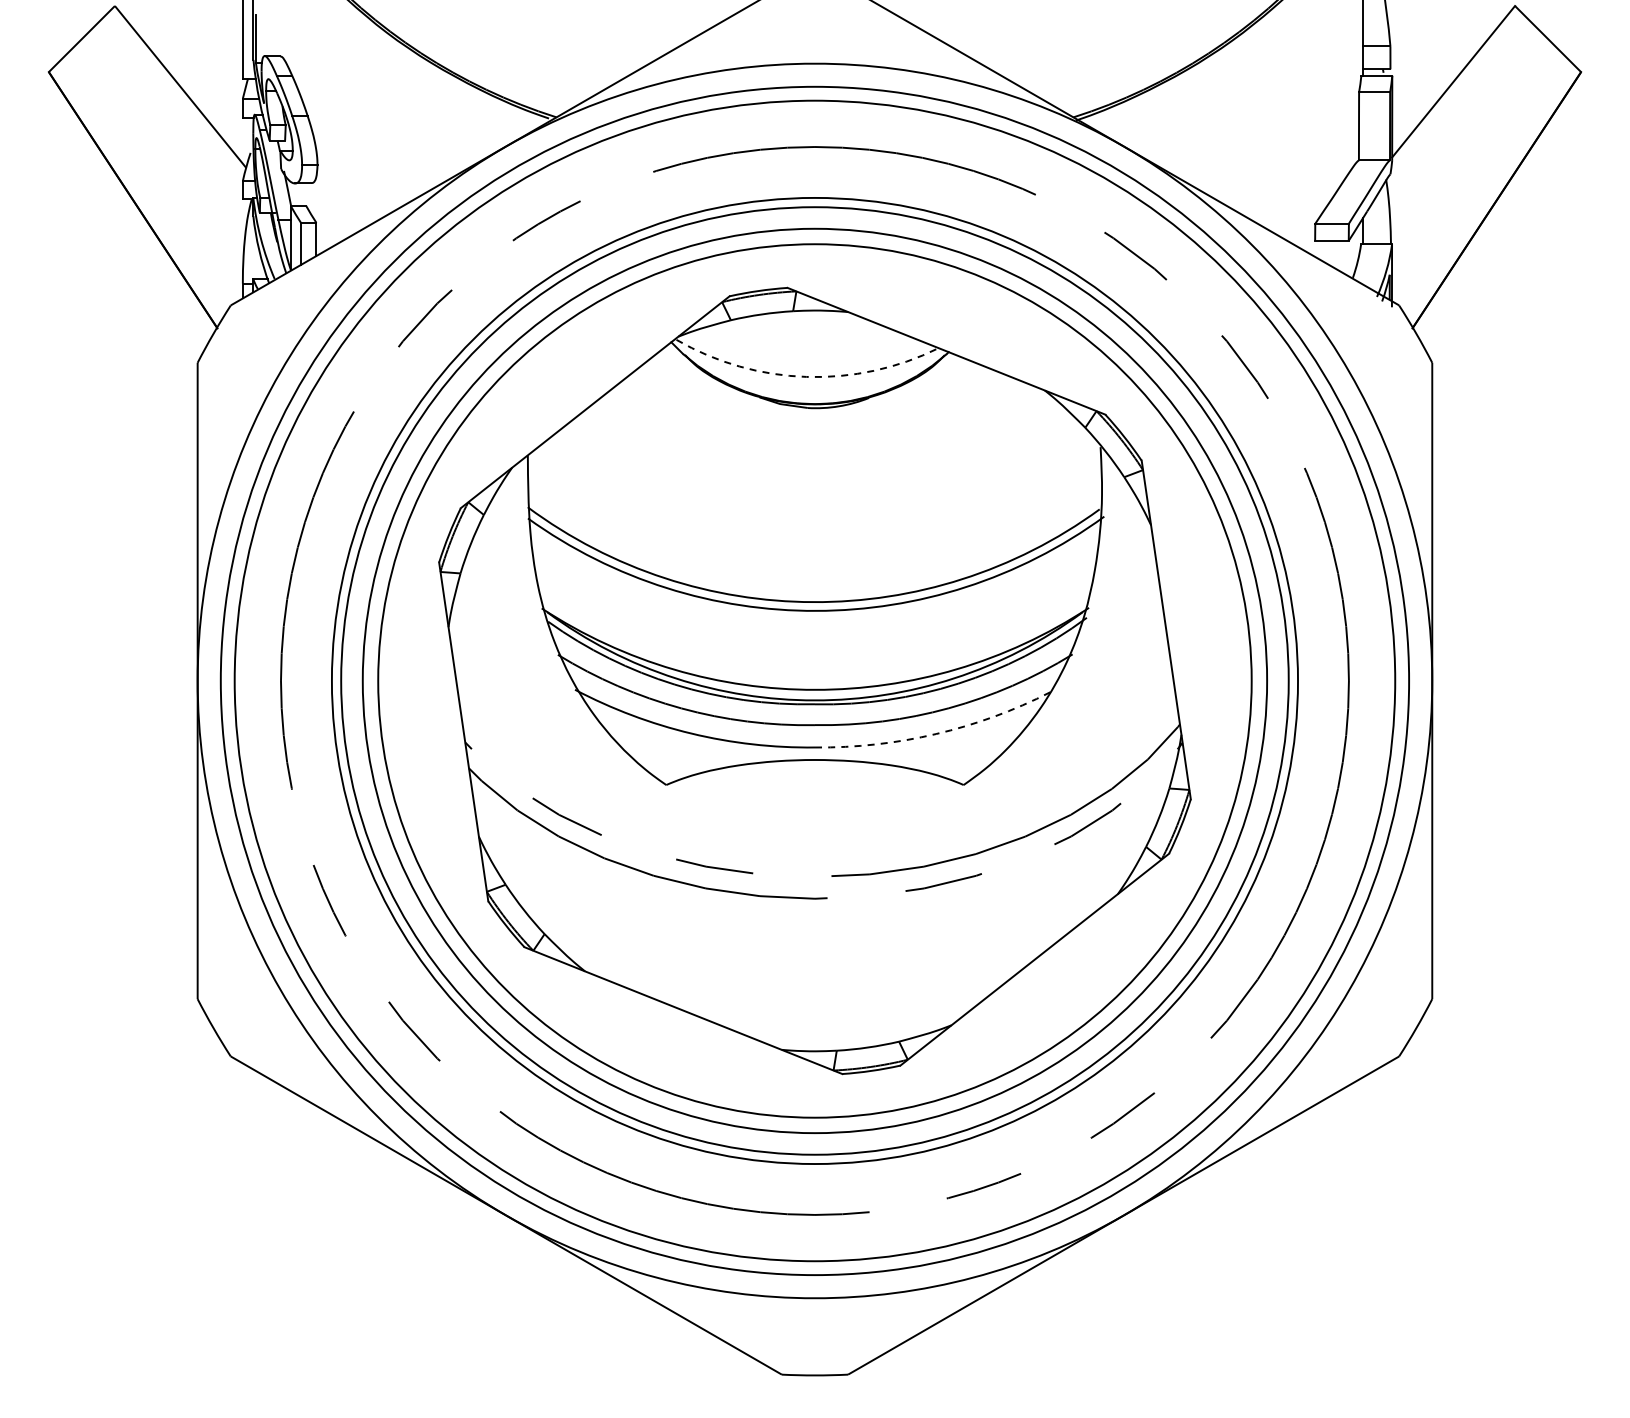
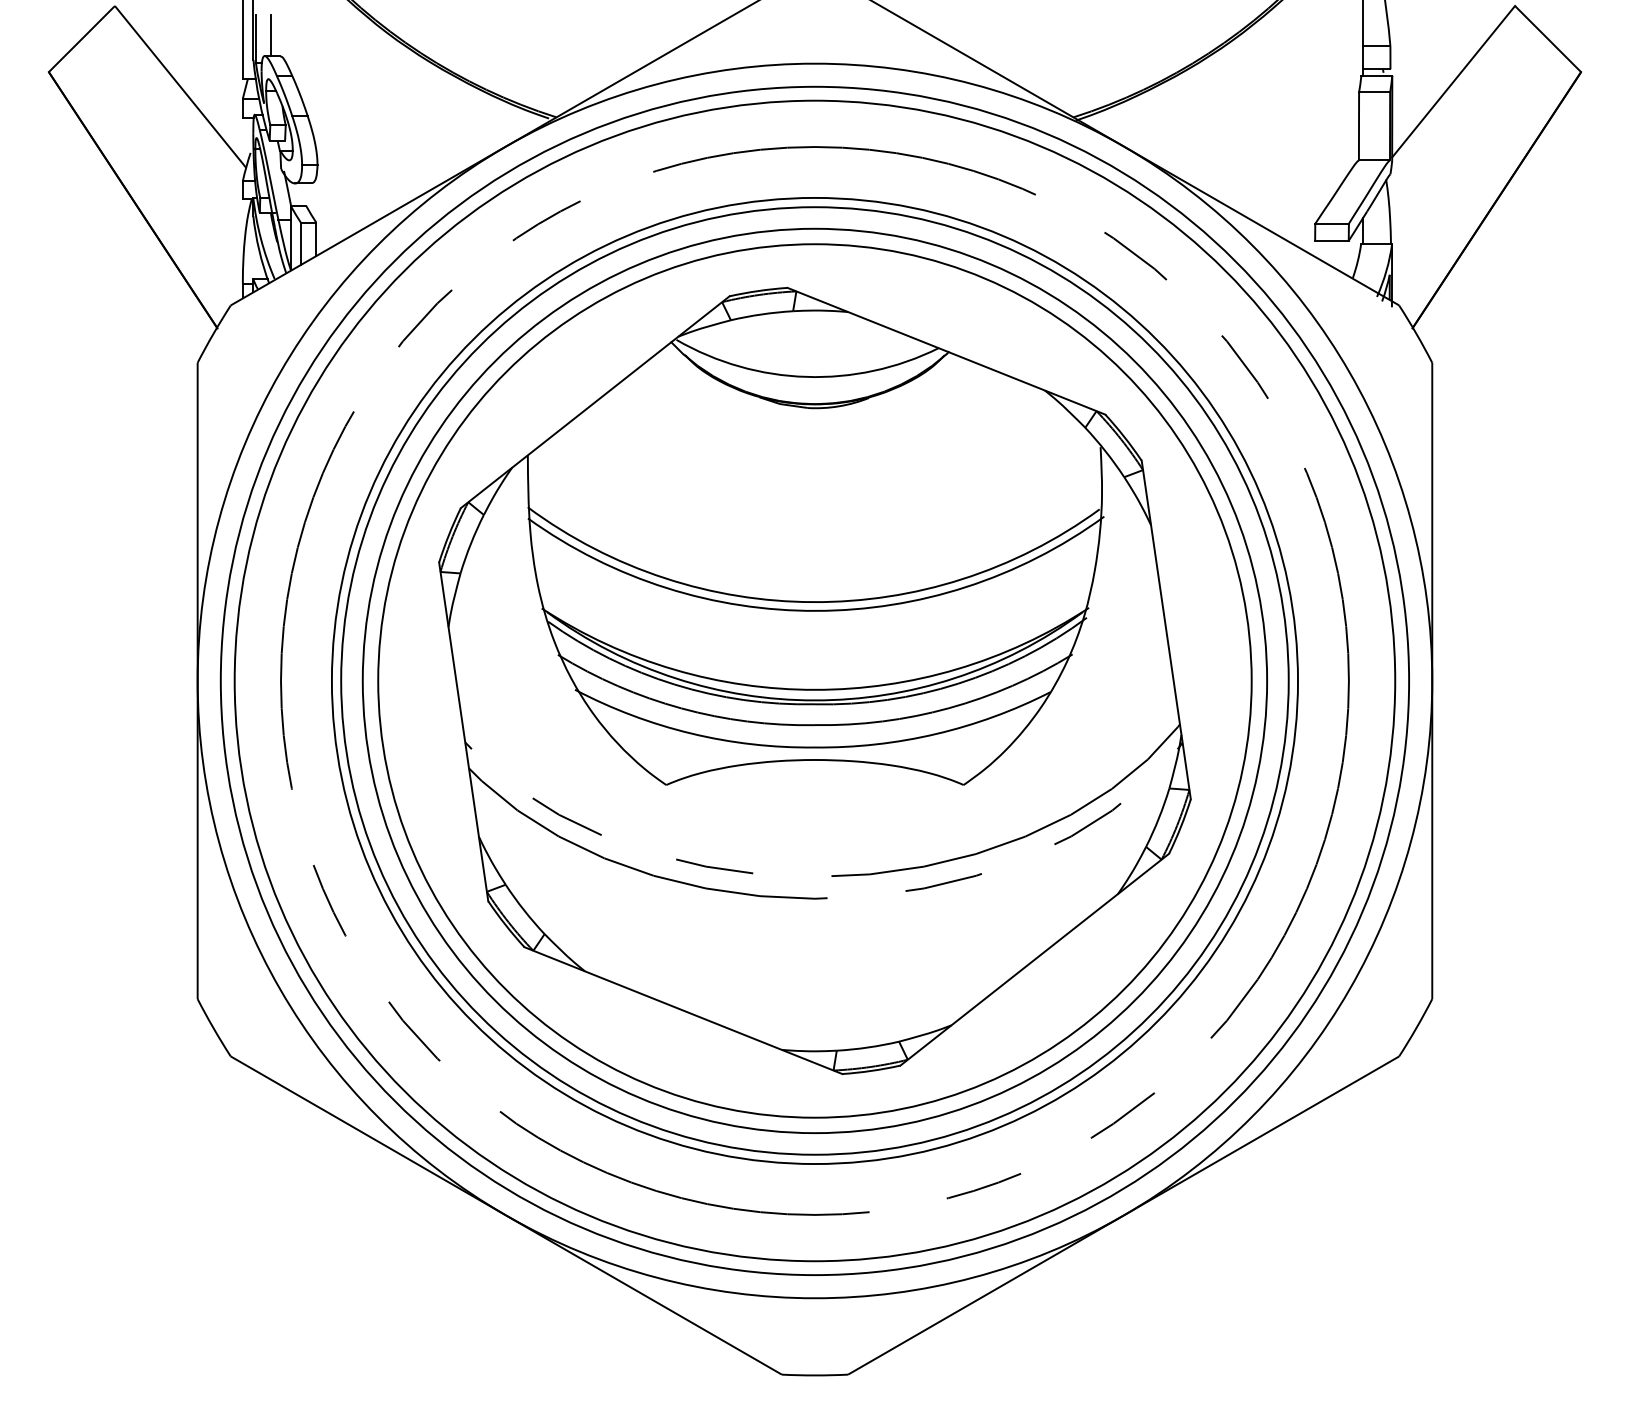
line: none -> present (271, 35)
arc: dashed -> solid (806, 376)
arc: dashed -> solid (936, 734)
